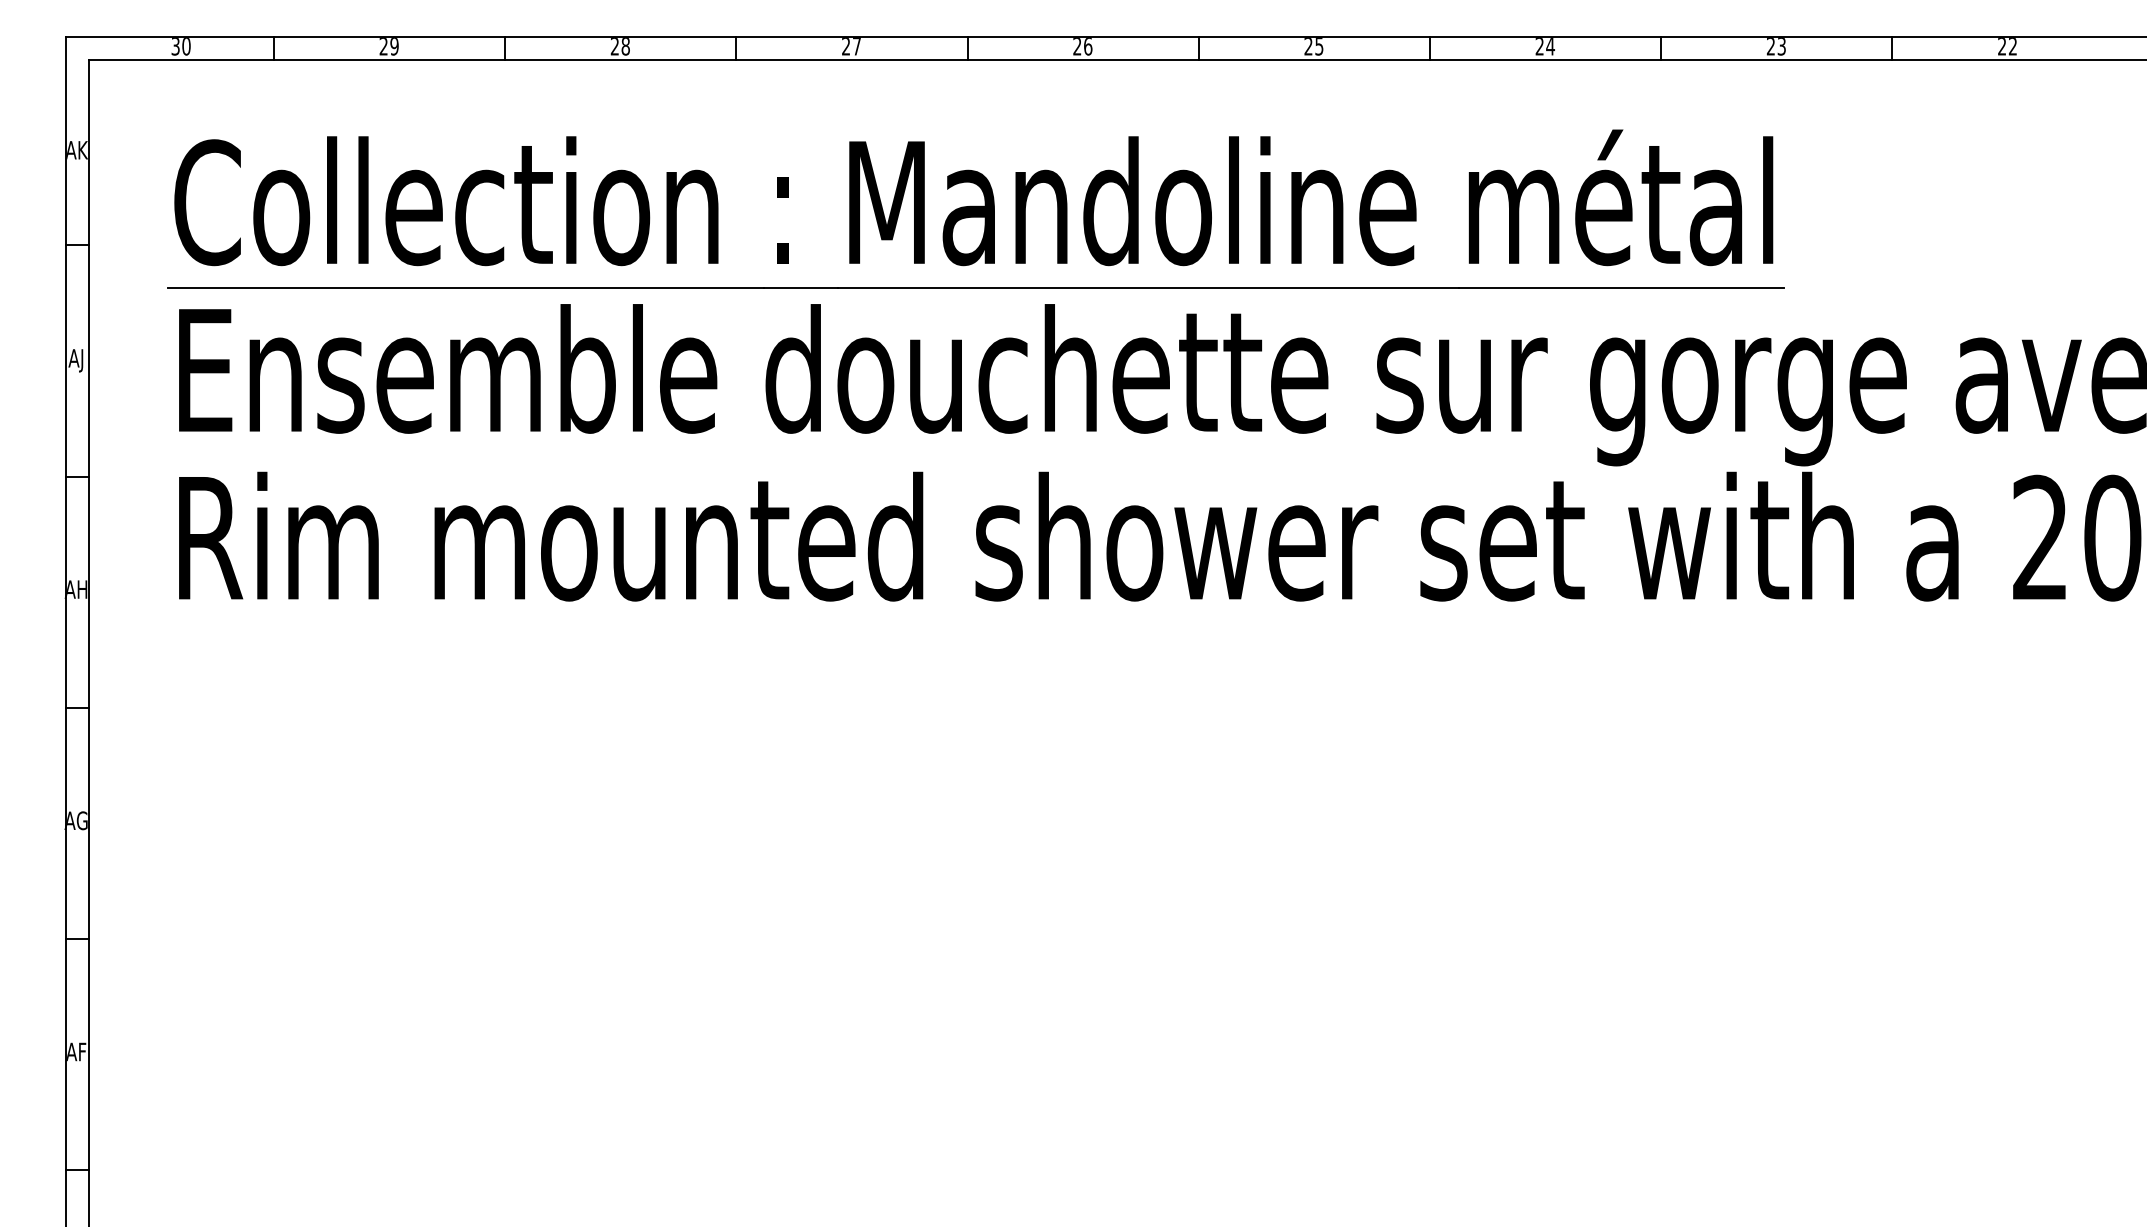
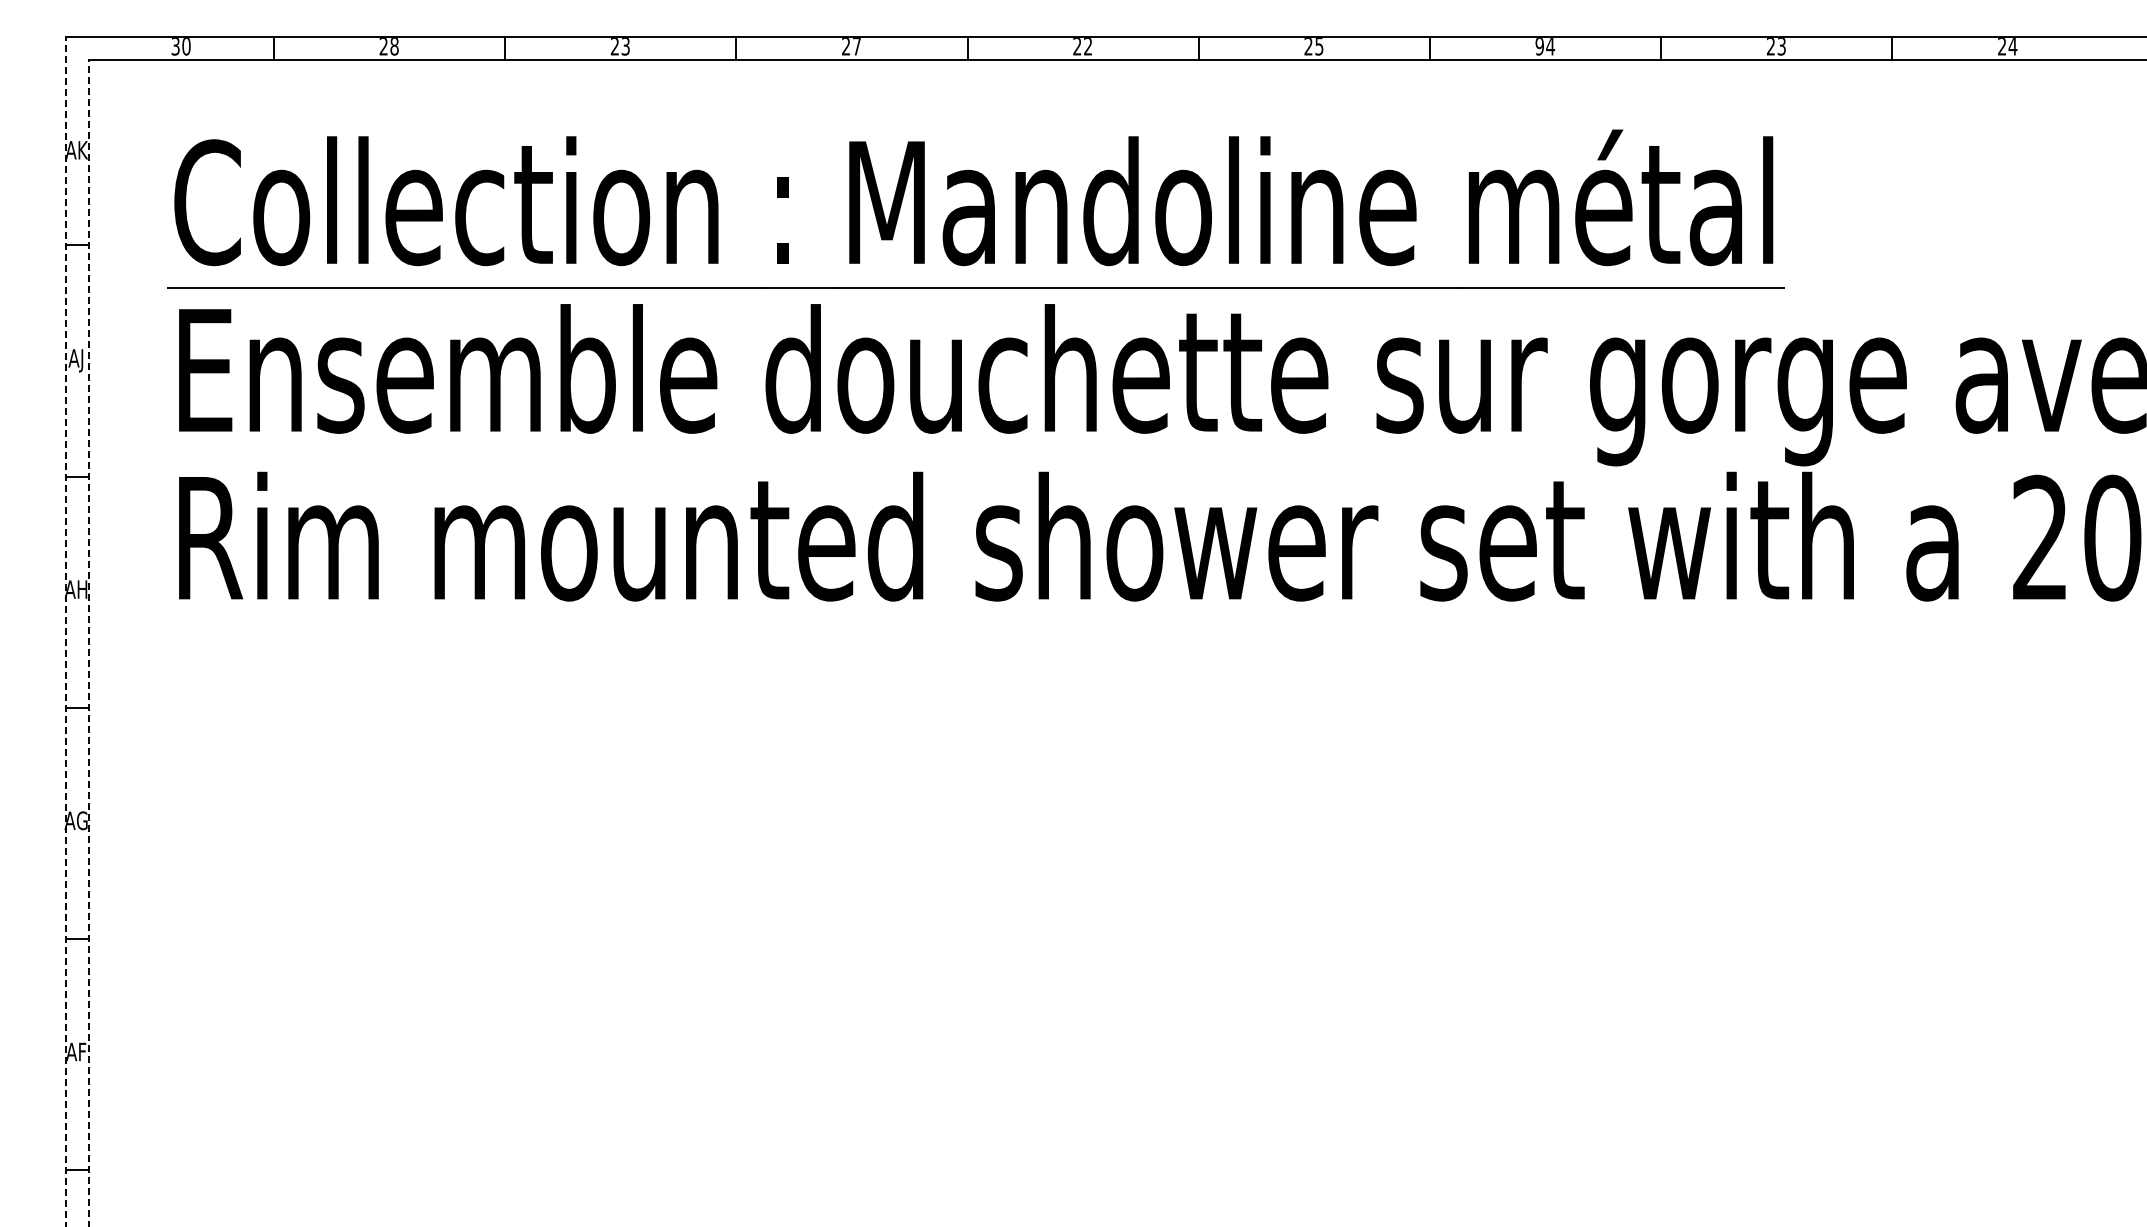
text: 29 -> 28 (394, 46)
text: 28 -> 23 (625, 46)
text: 26 -> 22 (1088, 46)
text: 24 -> 94 (1539, 46)
text: 22 -> 24 (2012, 46)
line: solid -> dashed (65, 631)
line: solid -> dashed (89, 643)
